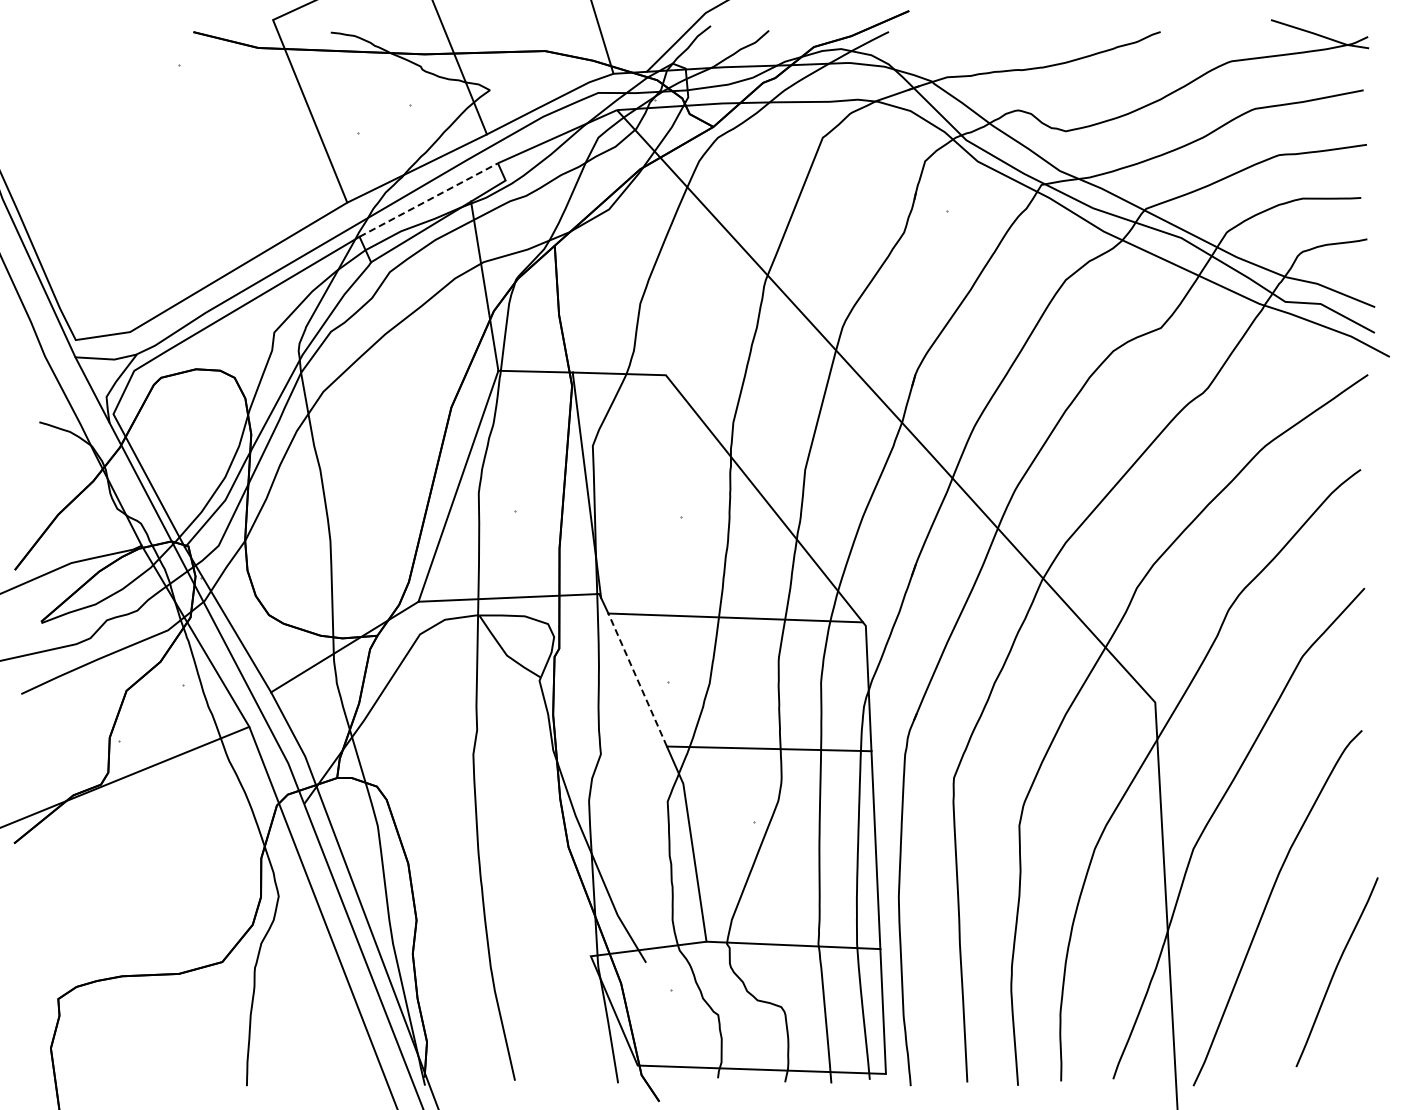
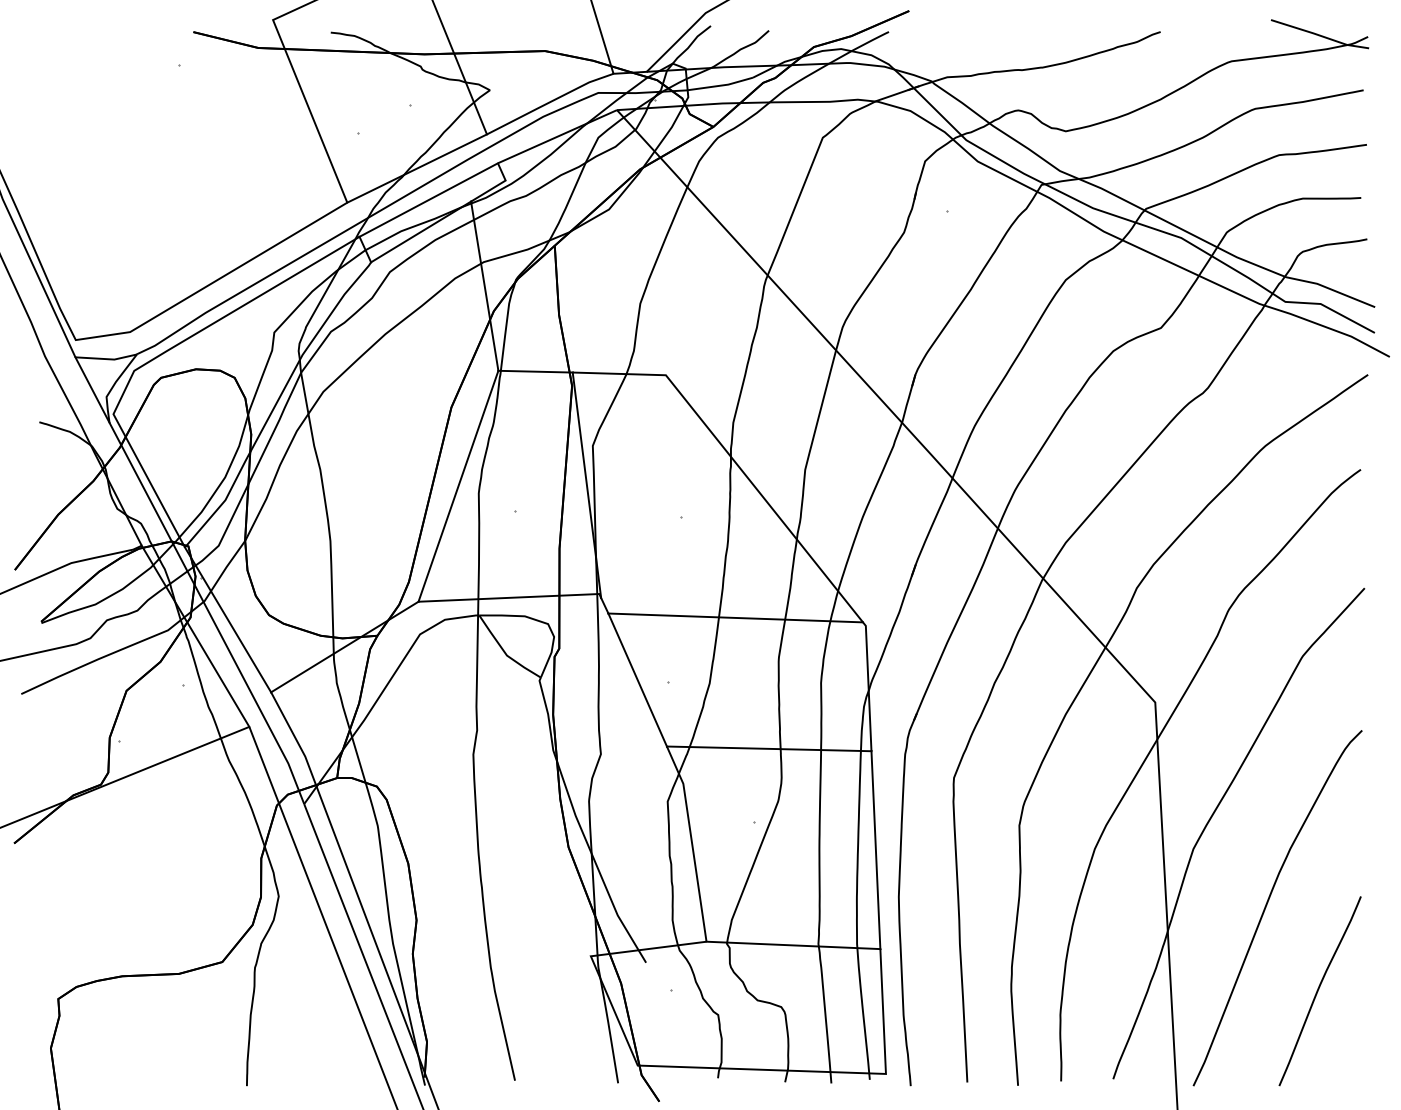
line: dashed -> solid (429, 199)
line: dashed -> solid (637, 680)
curve position: (1335, 972) -> (1318, 991) (1318, 991)
